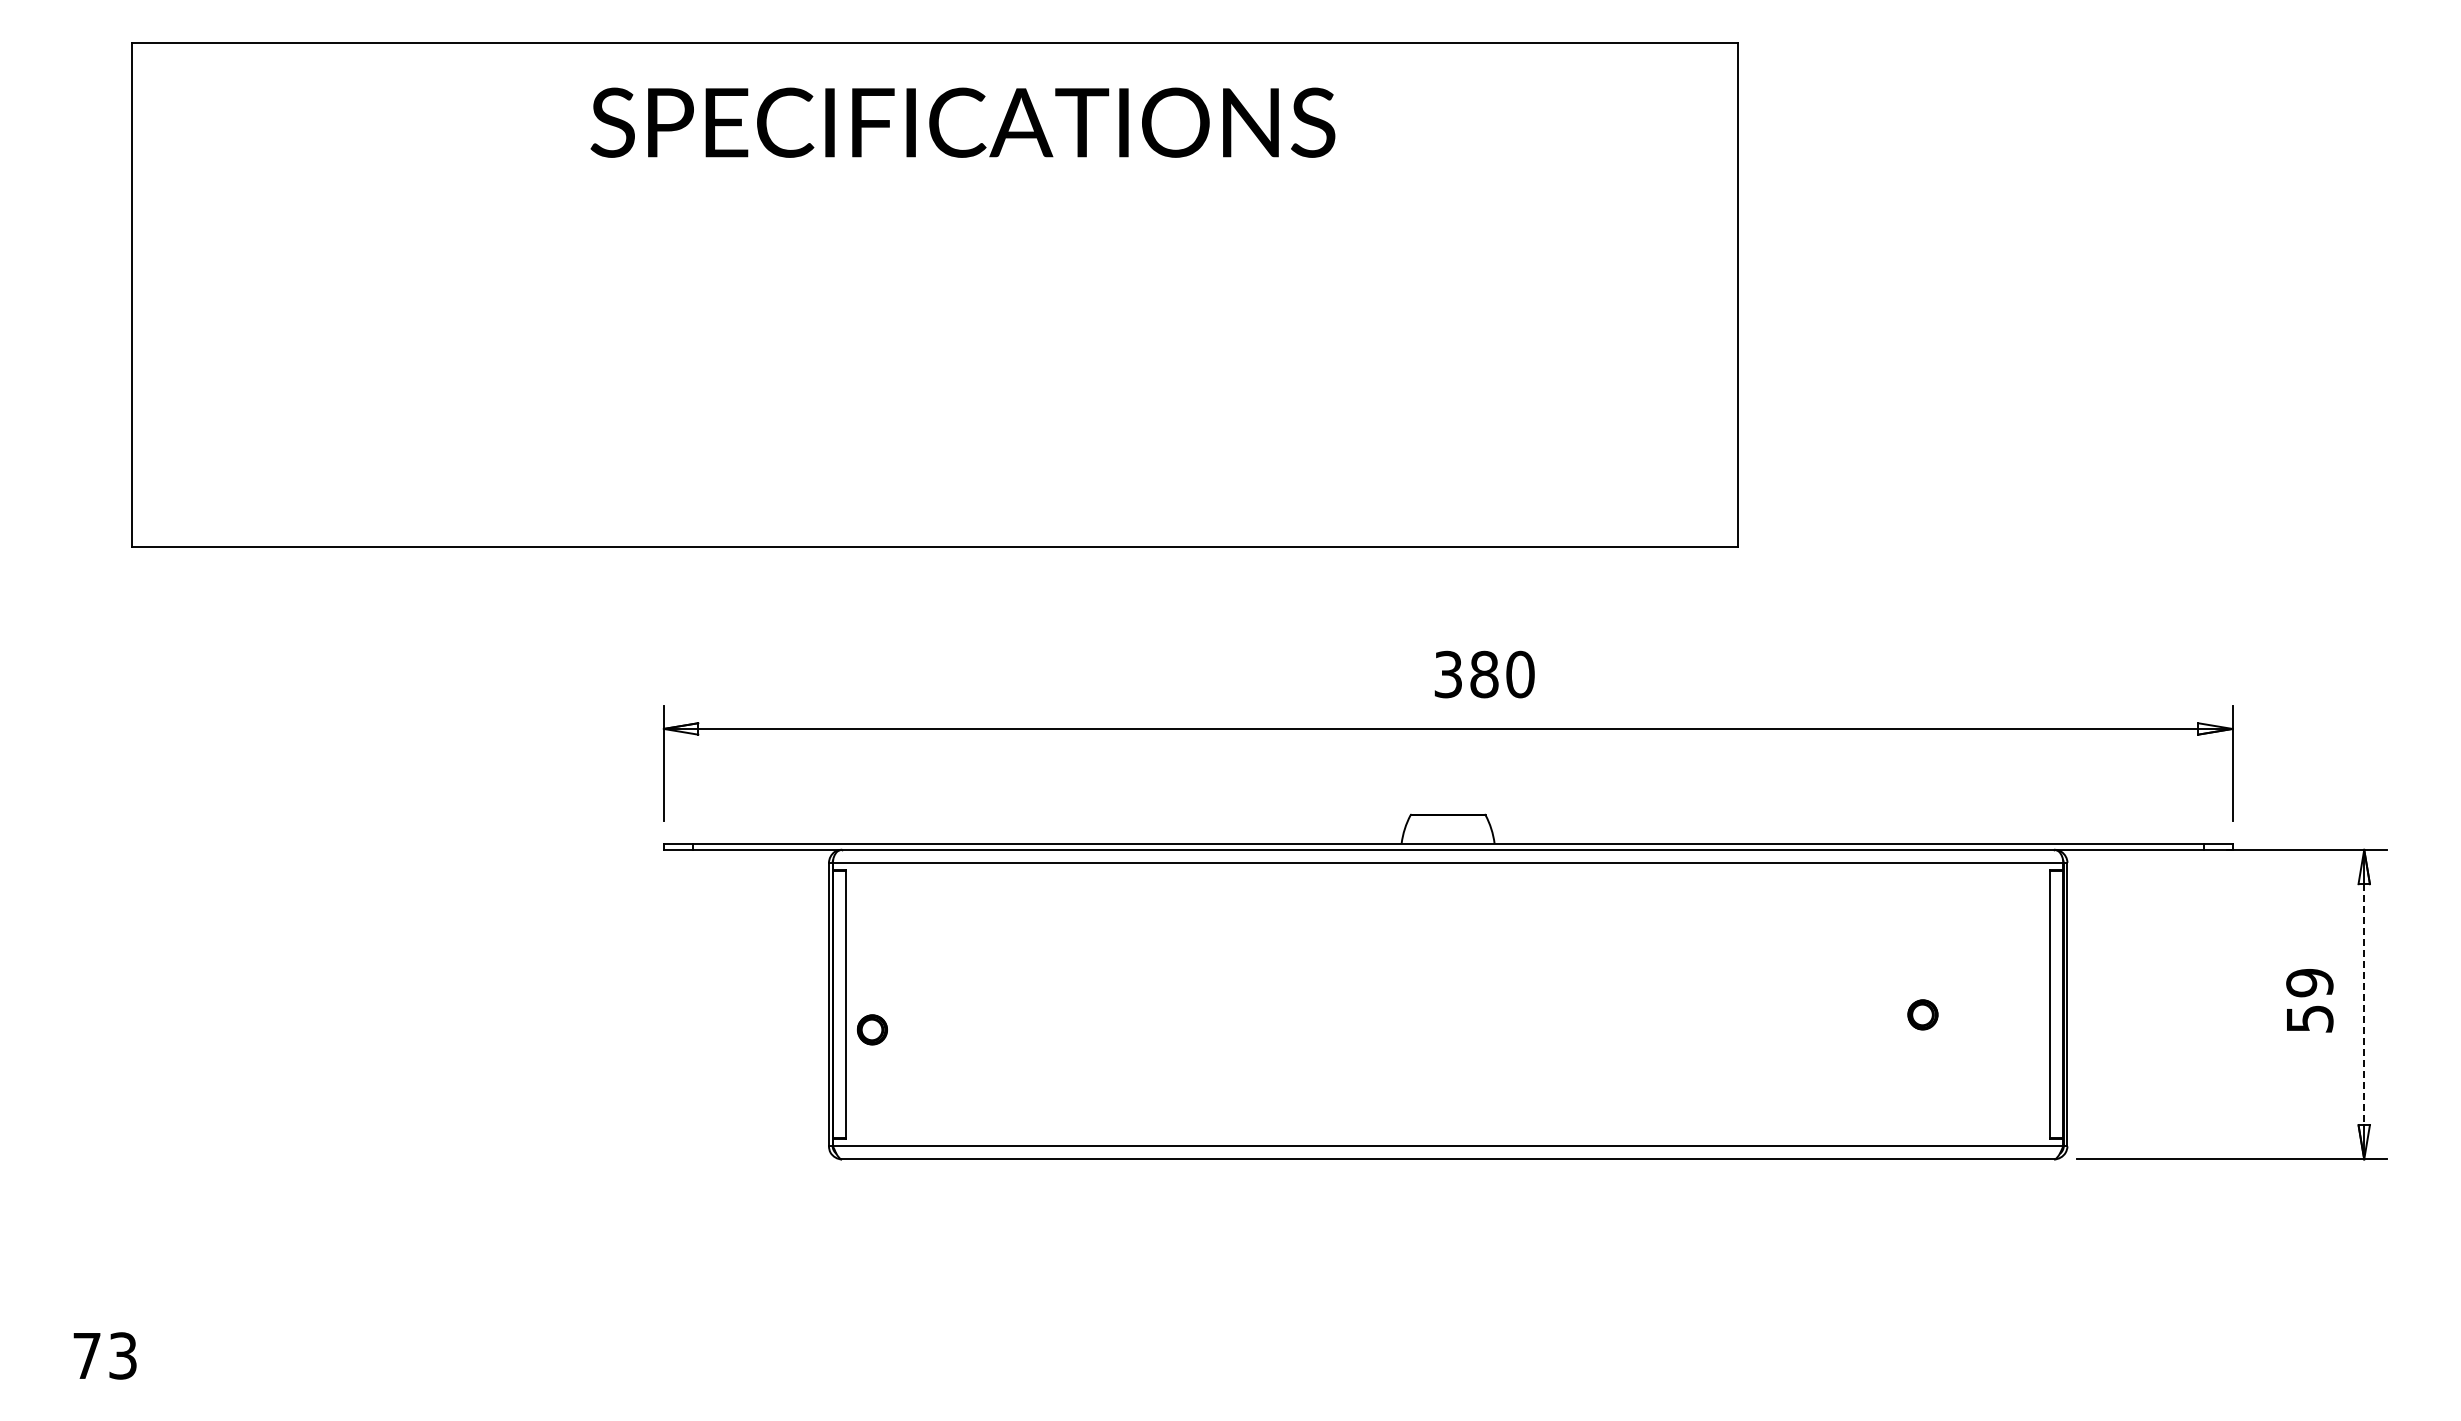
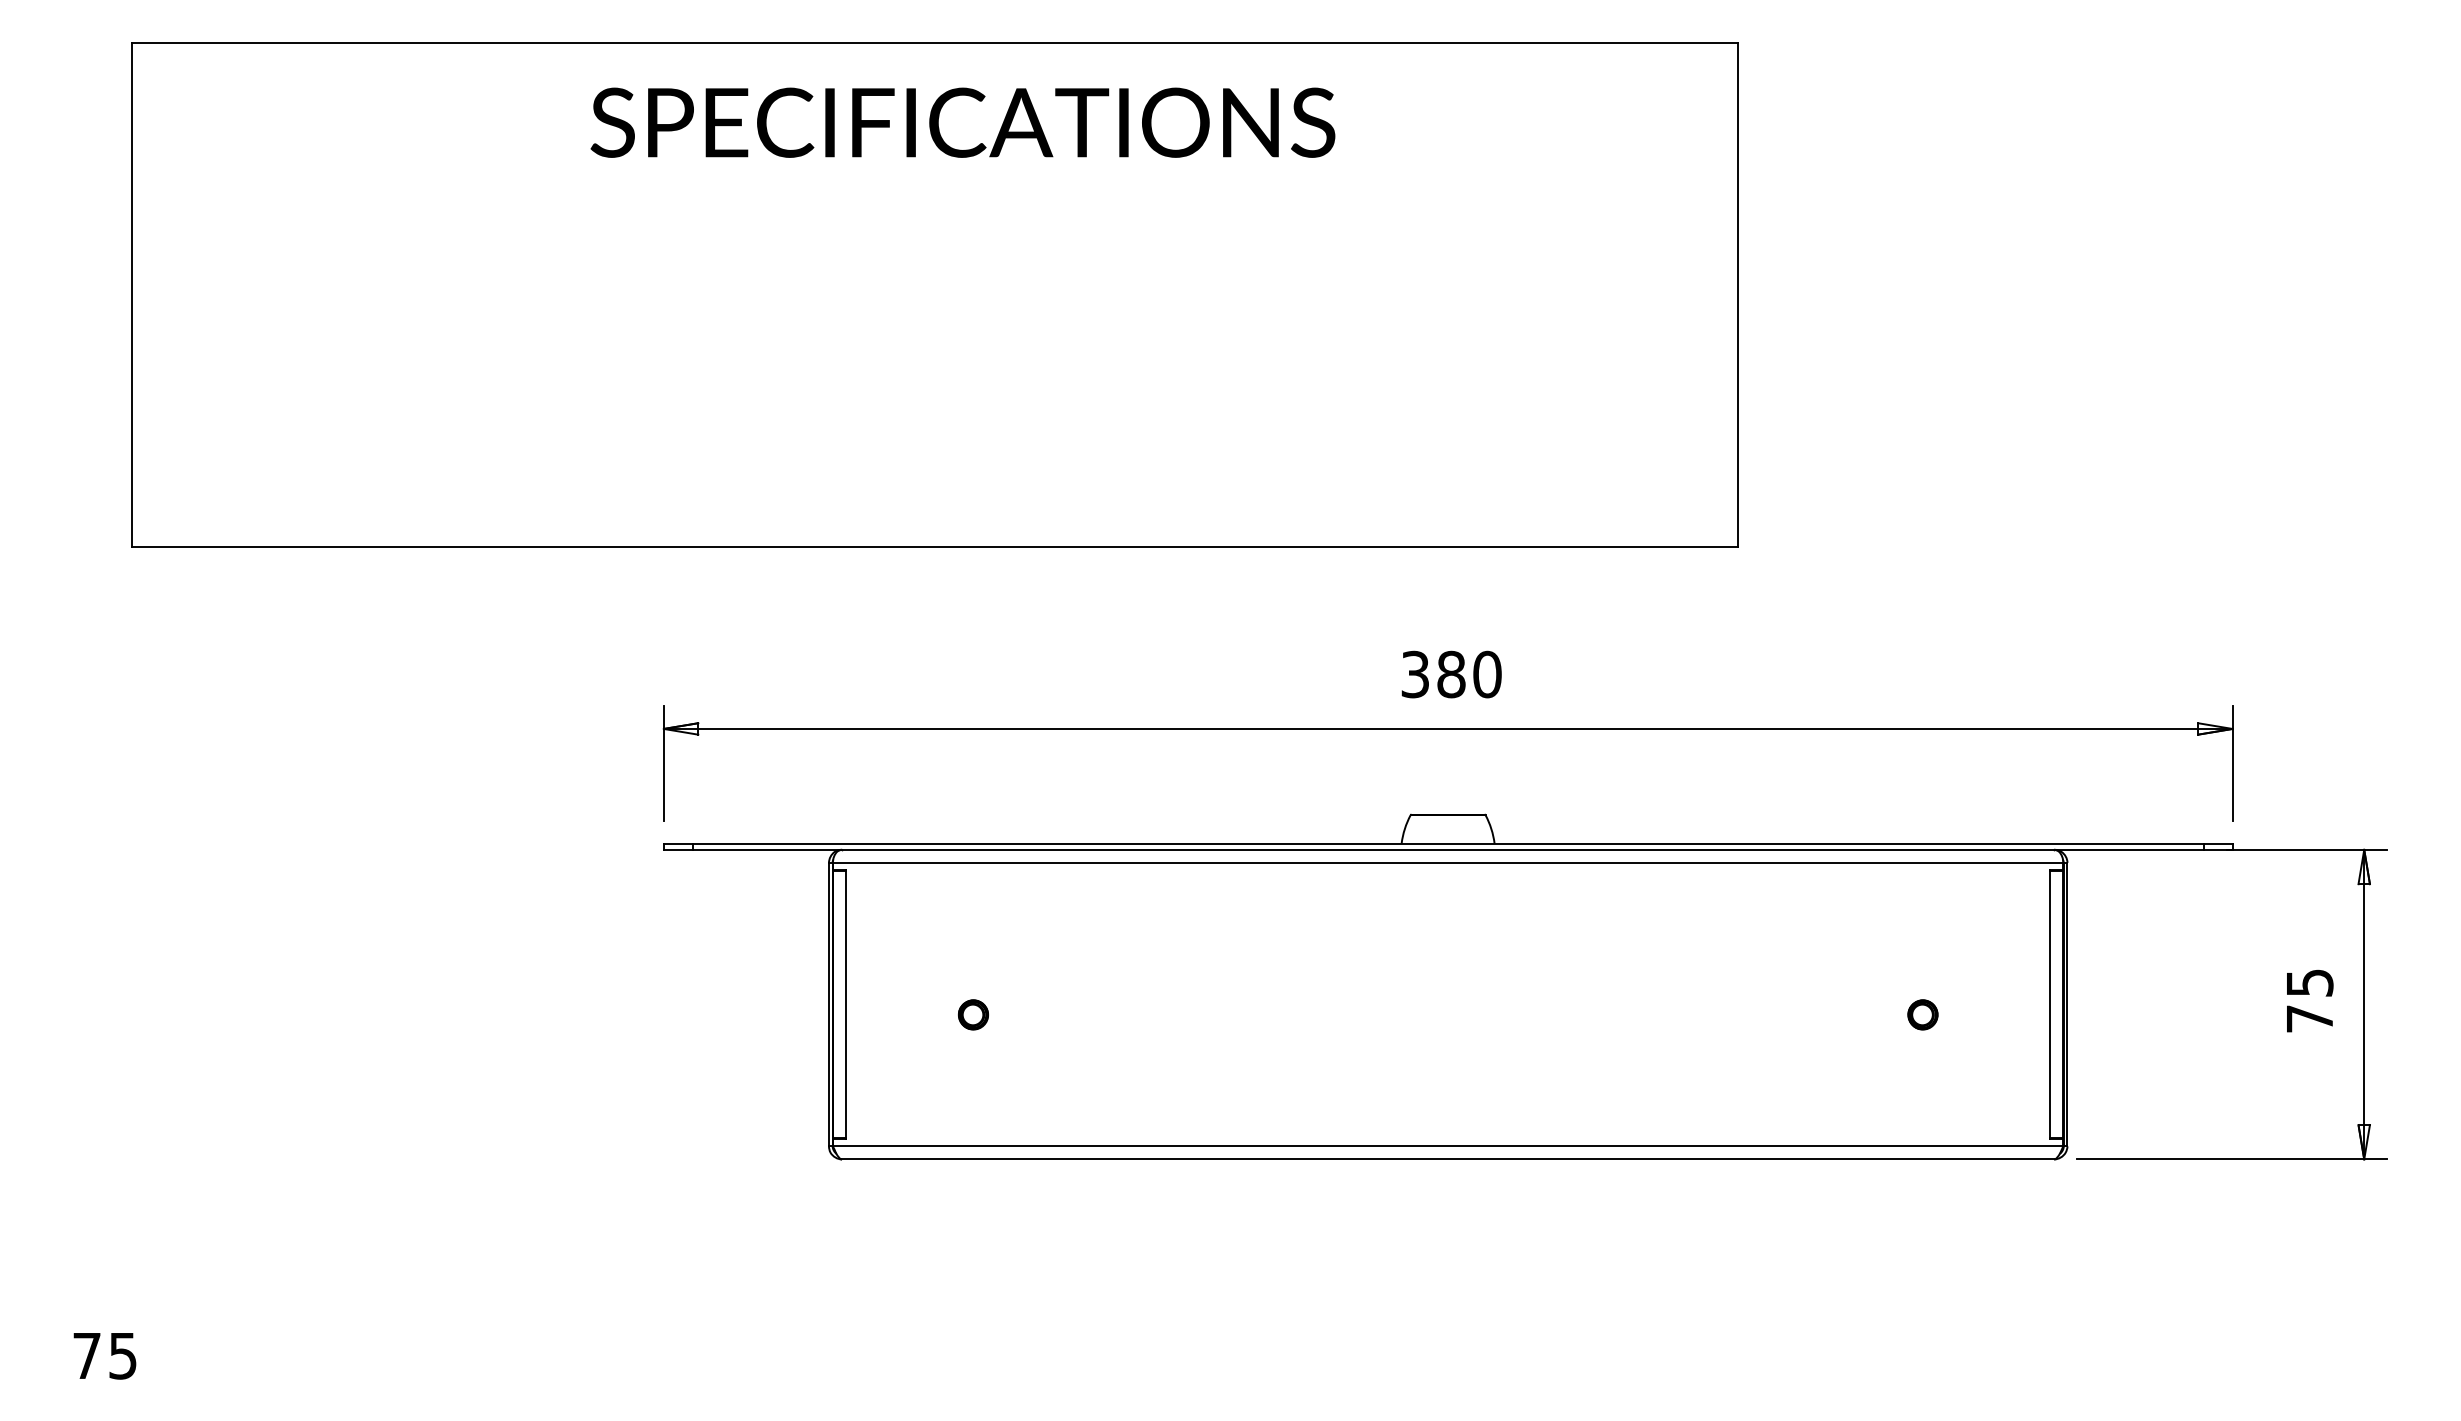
text position: (1484, 674) -> (1451, 674) (1451, 674)
text: 59 -> 75 (2309, 1000)
line: dashed -> solid (2364, 1005)
part position: (872, 1029) -> (973, 1014) (973, 1014)
text: 73 -> 75 (123, 1355)
